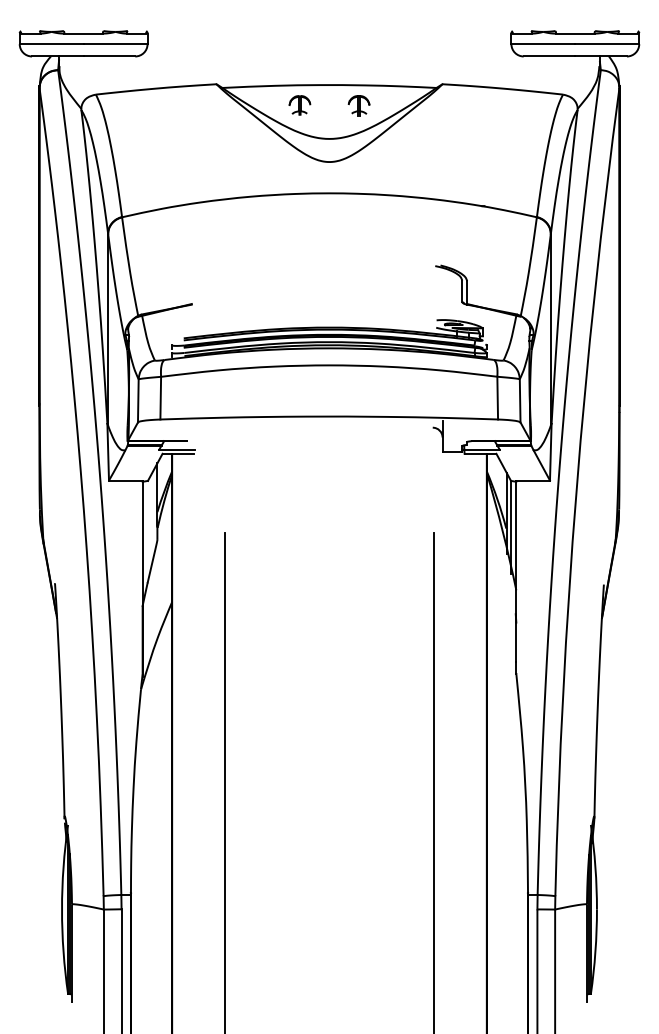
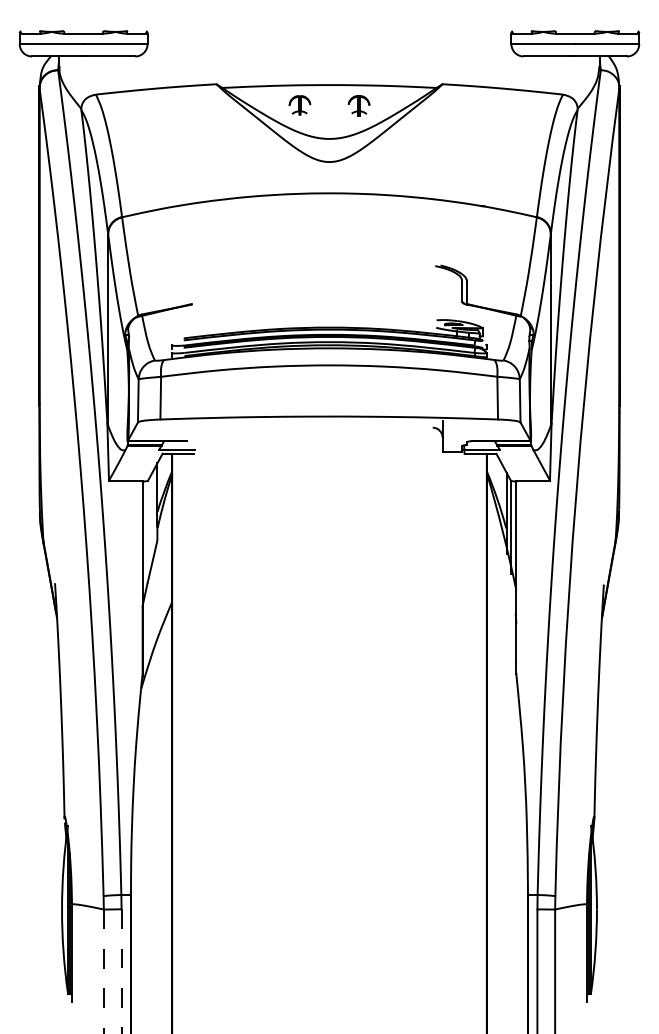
line: present -> none (224, 781)
line: present -> none (434, 781)
line: solid -> dashed (103, 971)
line: solid -> dashed (121, 972)
